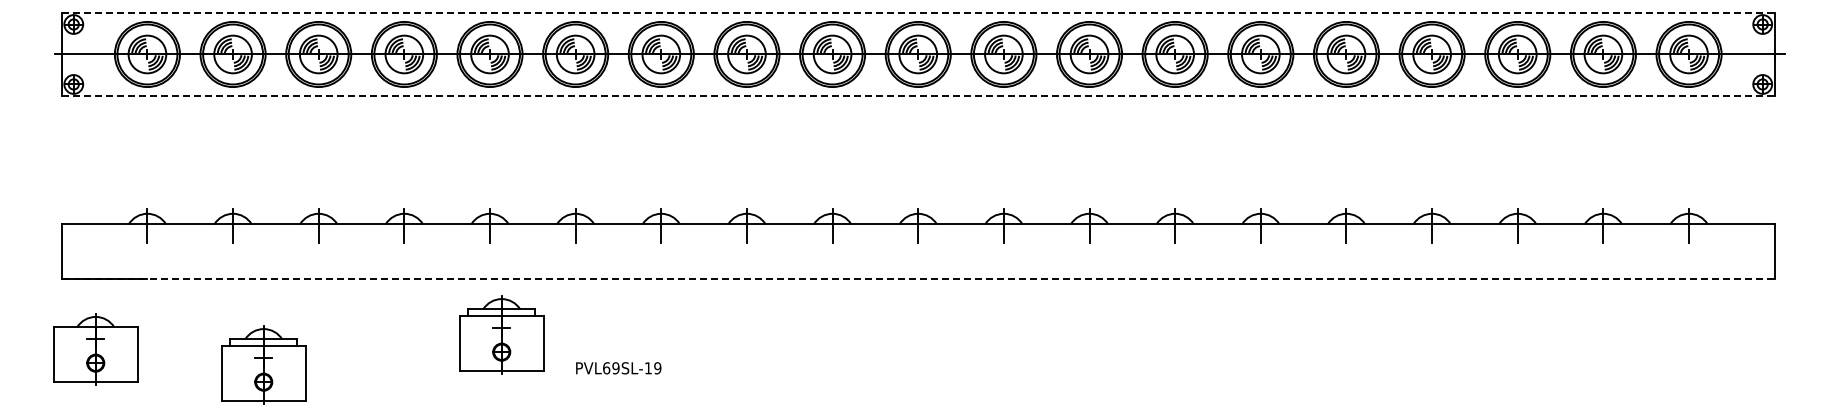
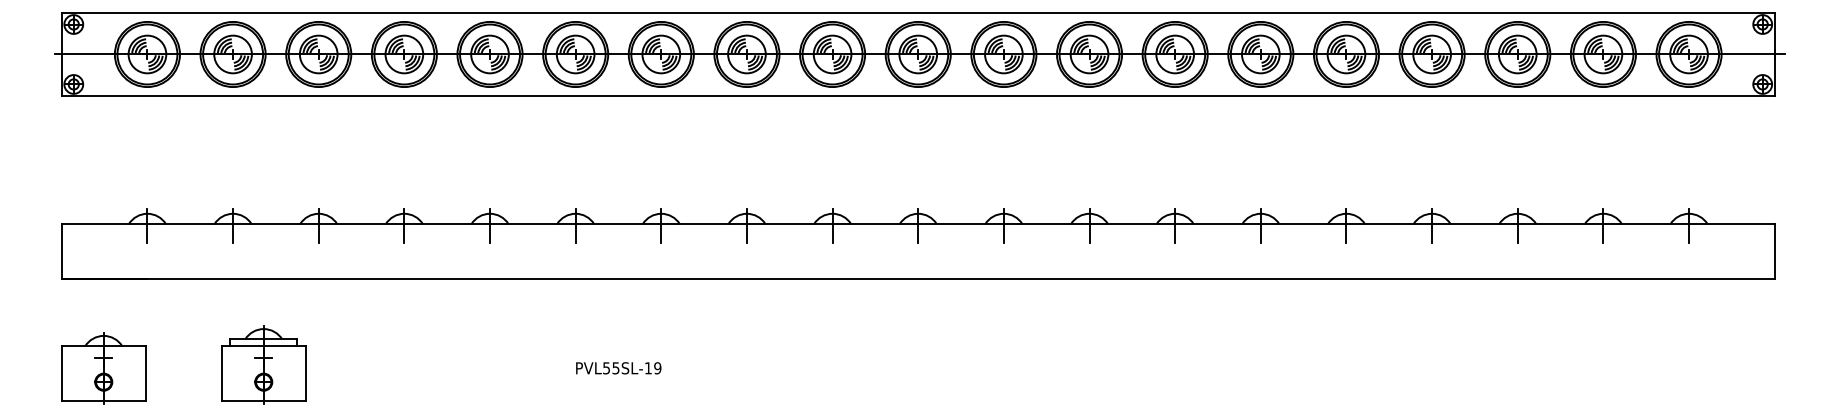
line: dashed -> solid (918, 12)
line: dashed -> solid (918, 96)
line: dashed -> solid (918, 278)
part: present -> none (501, 334)
part position: (95, 349) -> (103, 368) (103, 368)
text: PVL69SL-19 -> PVL55SL-19 (611, 368)
